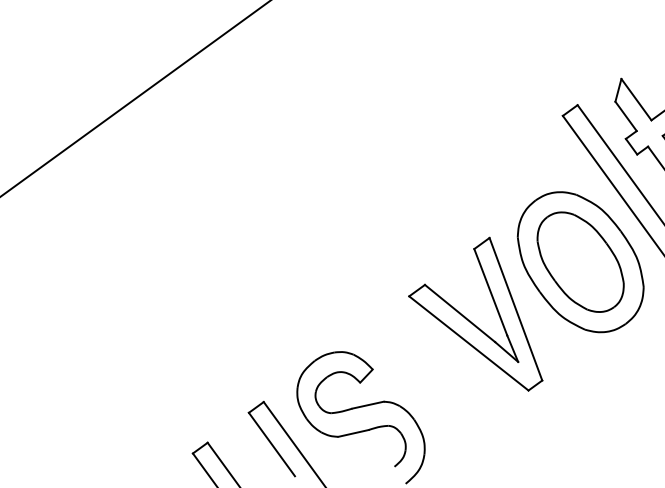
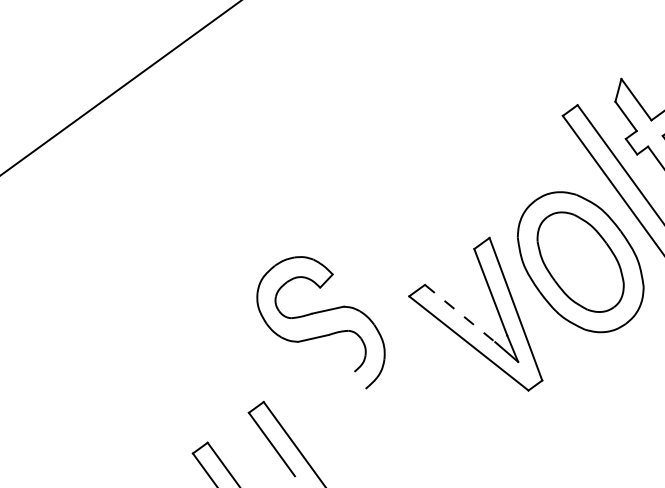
line position: (135, 98) -> (120, 88) (120, 88)
line: solid -> dashed (460, 313)
part position: (358, 408) -> (318, 313) (318, 313)
